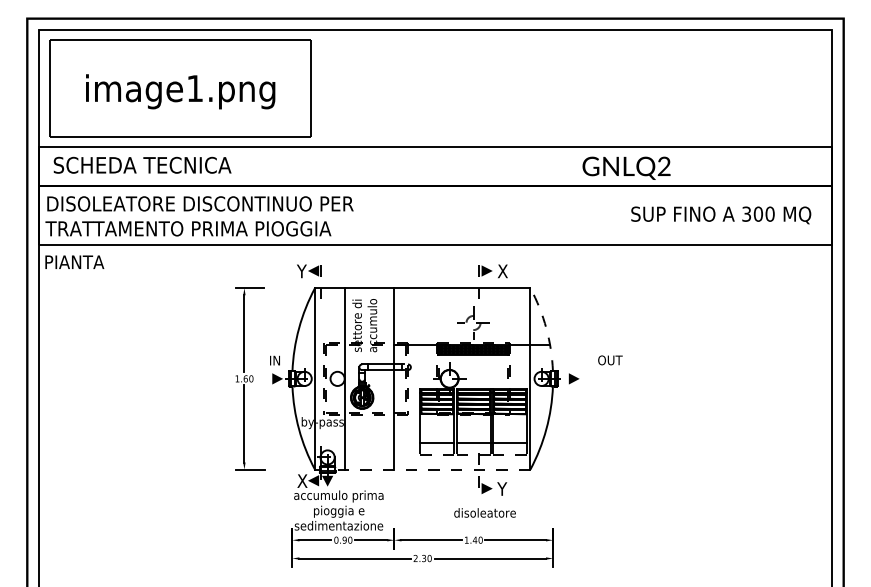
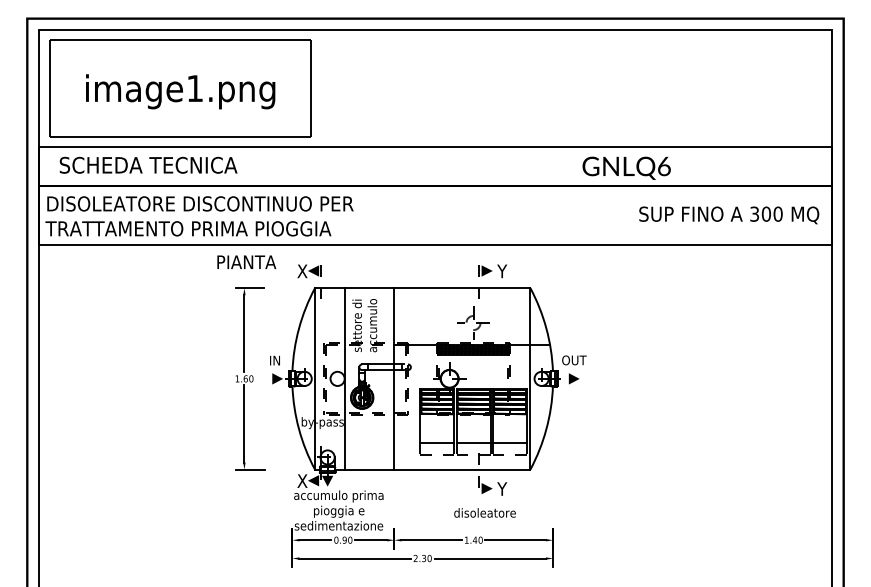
text position: (142, 164) -> (148, 164) (148, 164)
text: GNLQ2 -> GNLQ6 (663, 166)
text position: (721, 215) -> (729, 215) (729, 215)
text position: (74, 261) -> (246, 261) (246, 261)
text: Y -> X (302, 271)
text: X -> Y (502, 271)
arc: dashed -> solid (546, 328)
text position: (610, 360) -> (574, 360) (574, 360)
line: dashed -> solid (432, 469)
